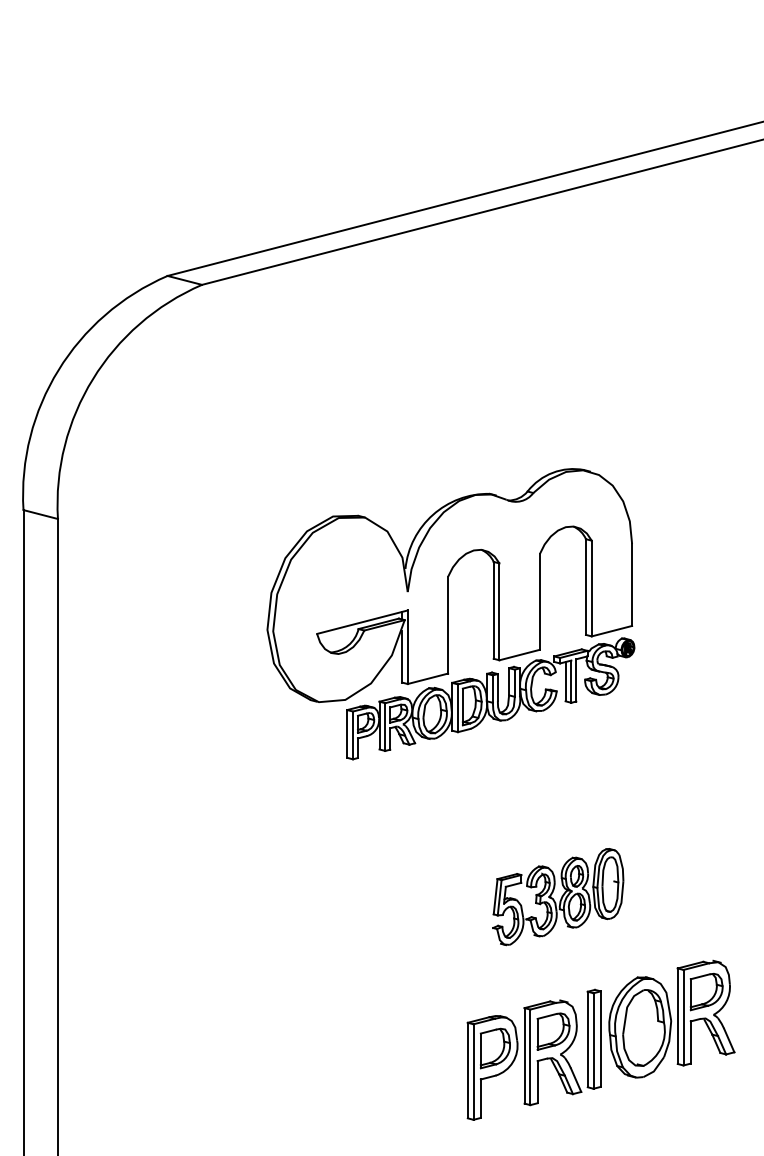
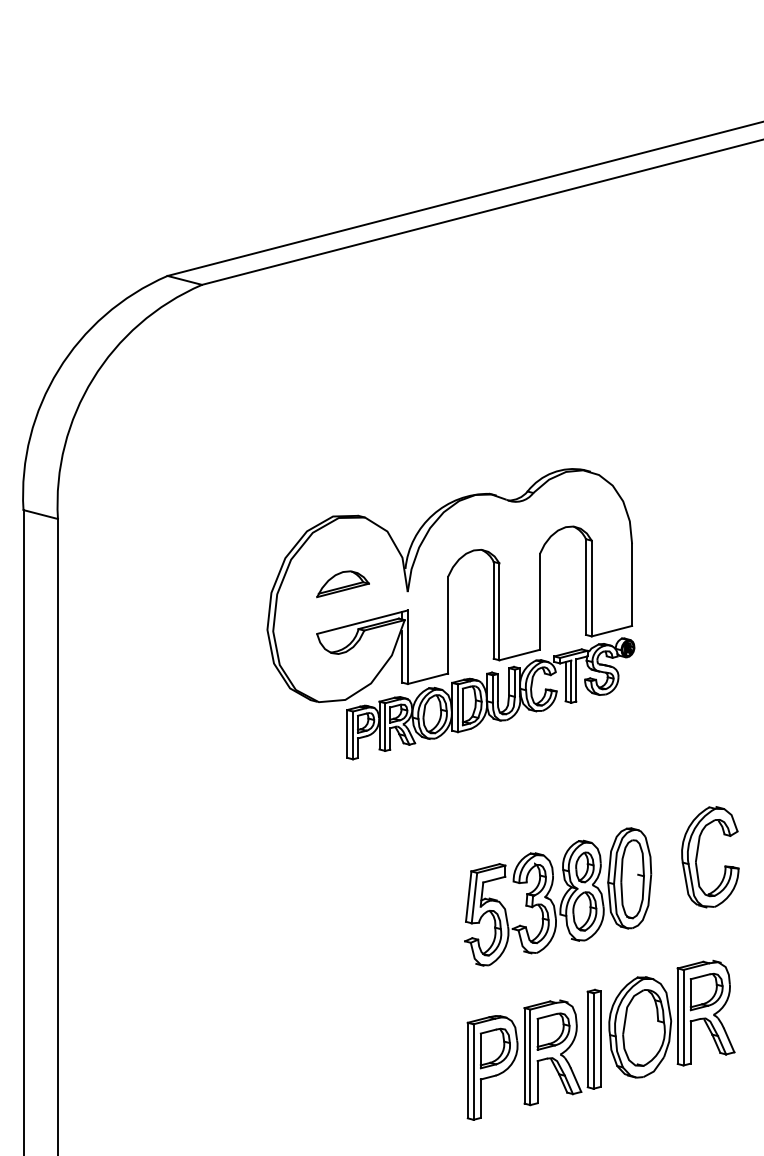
part: none -> present (342, 584)
part: none -> present (698, 853)
part size: 133x99 px -> 189x140 px (558, 896)
